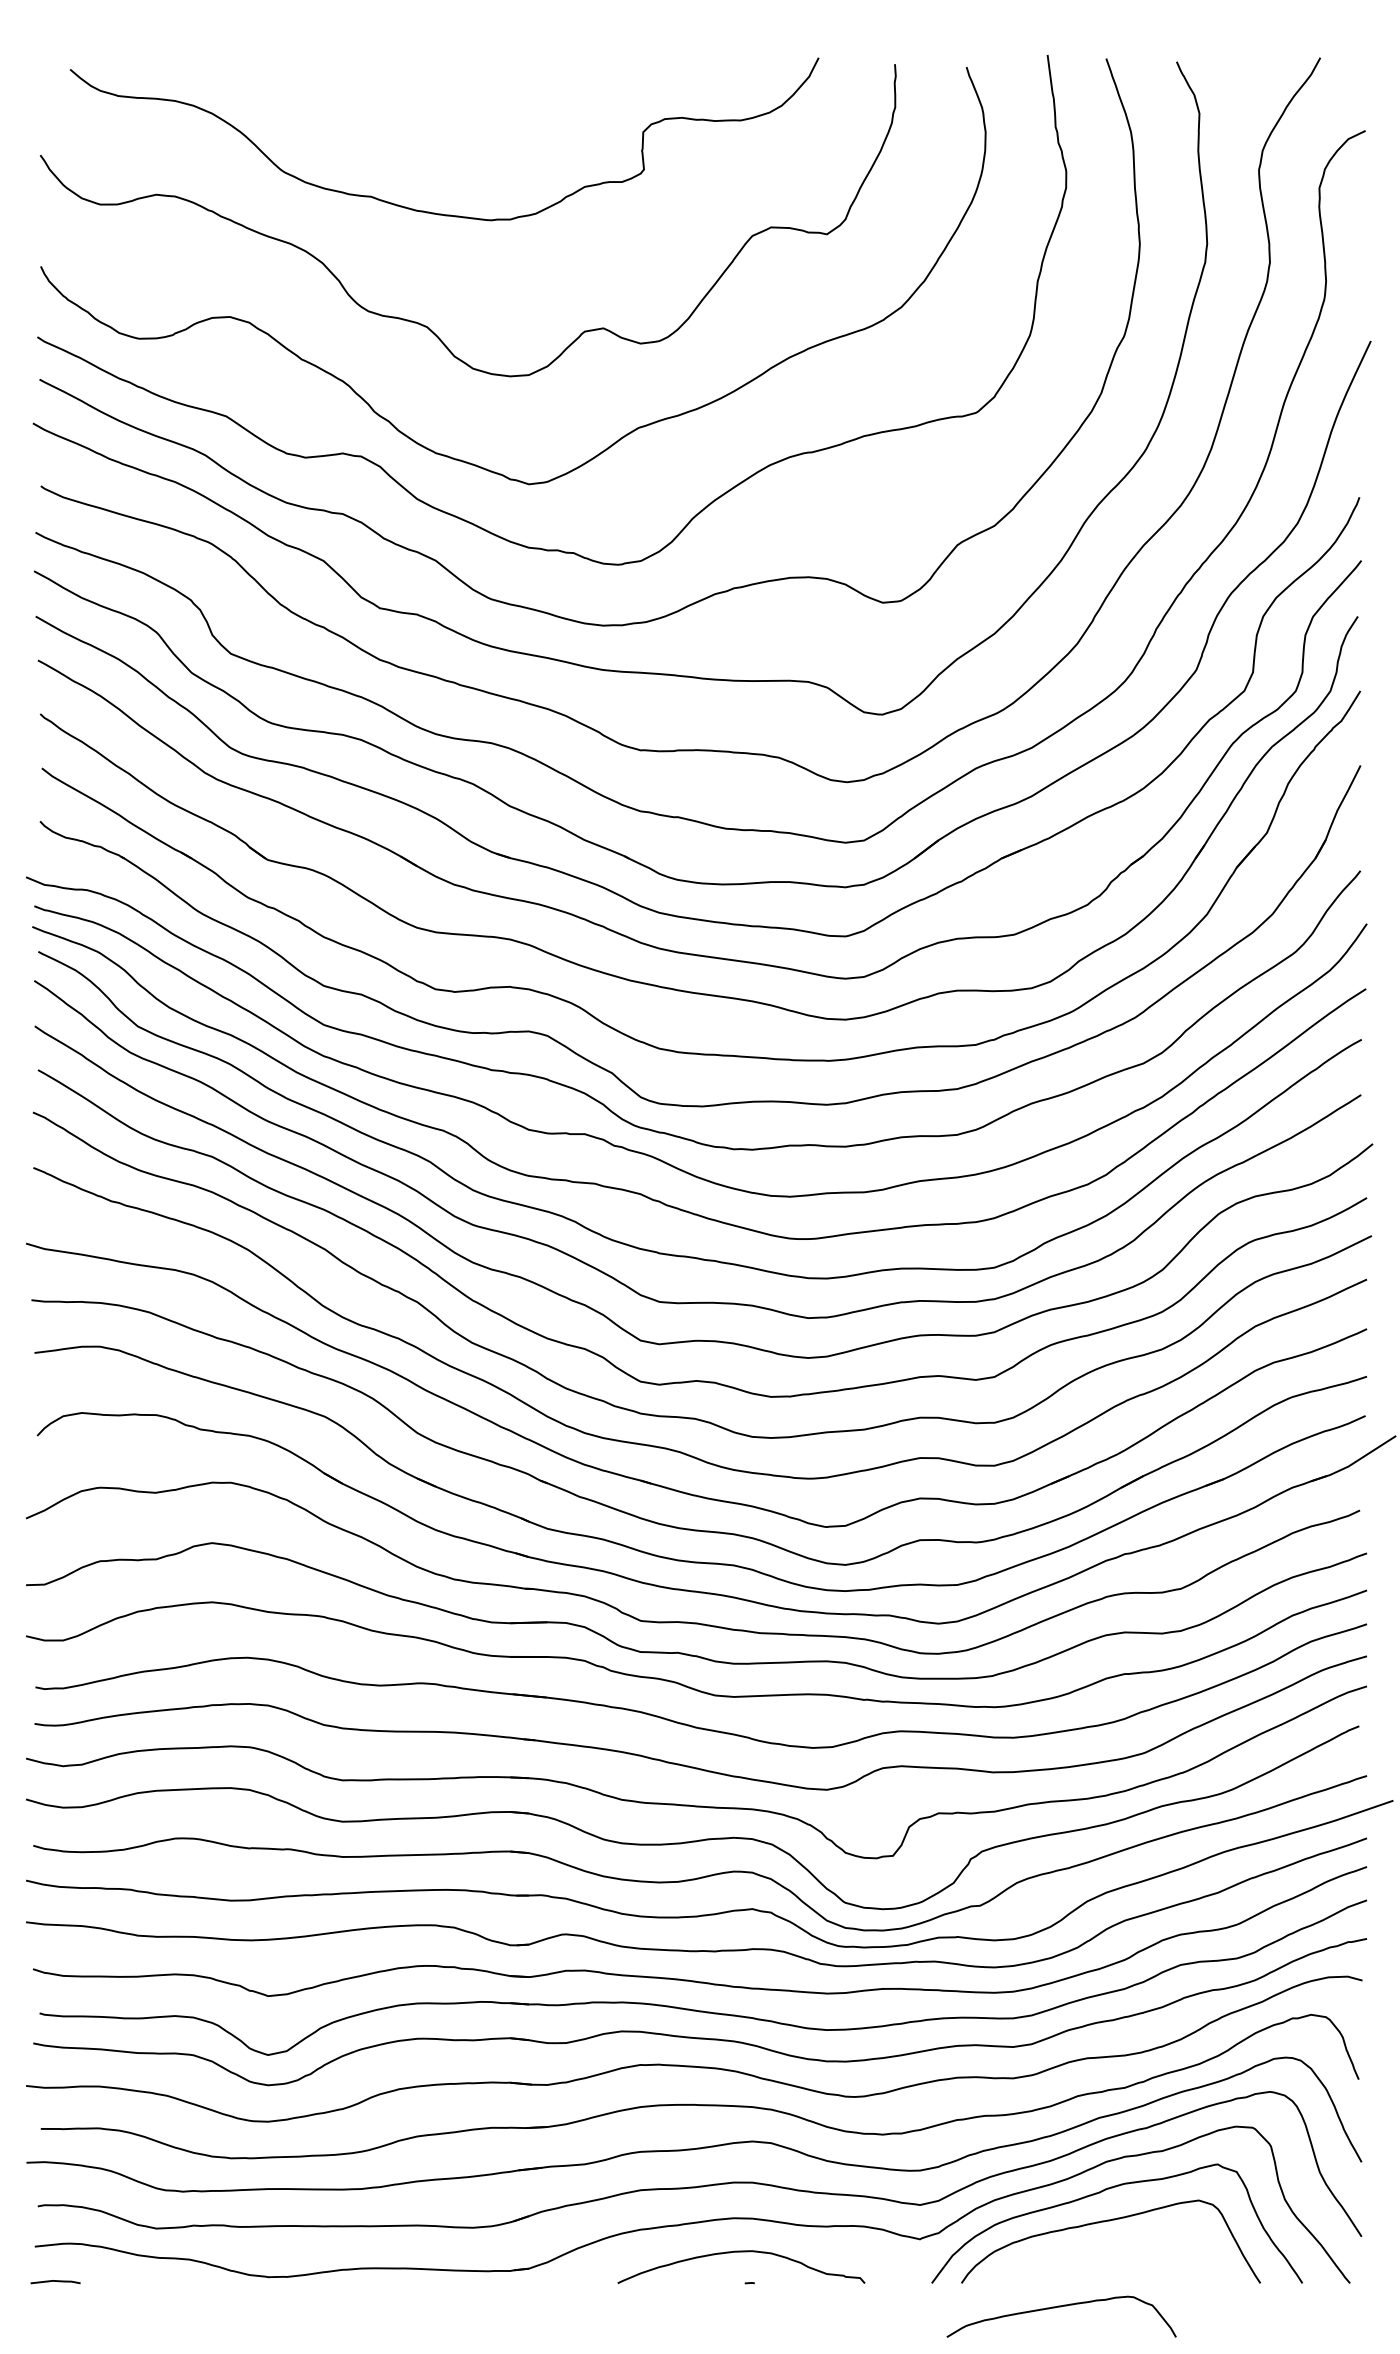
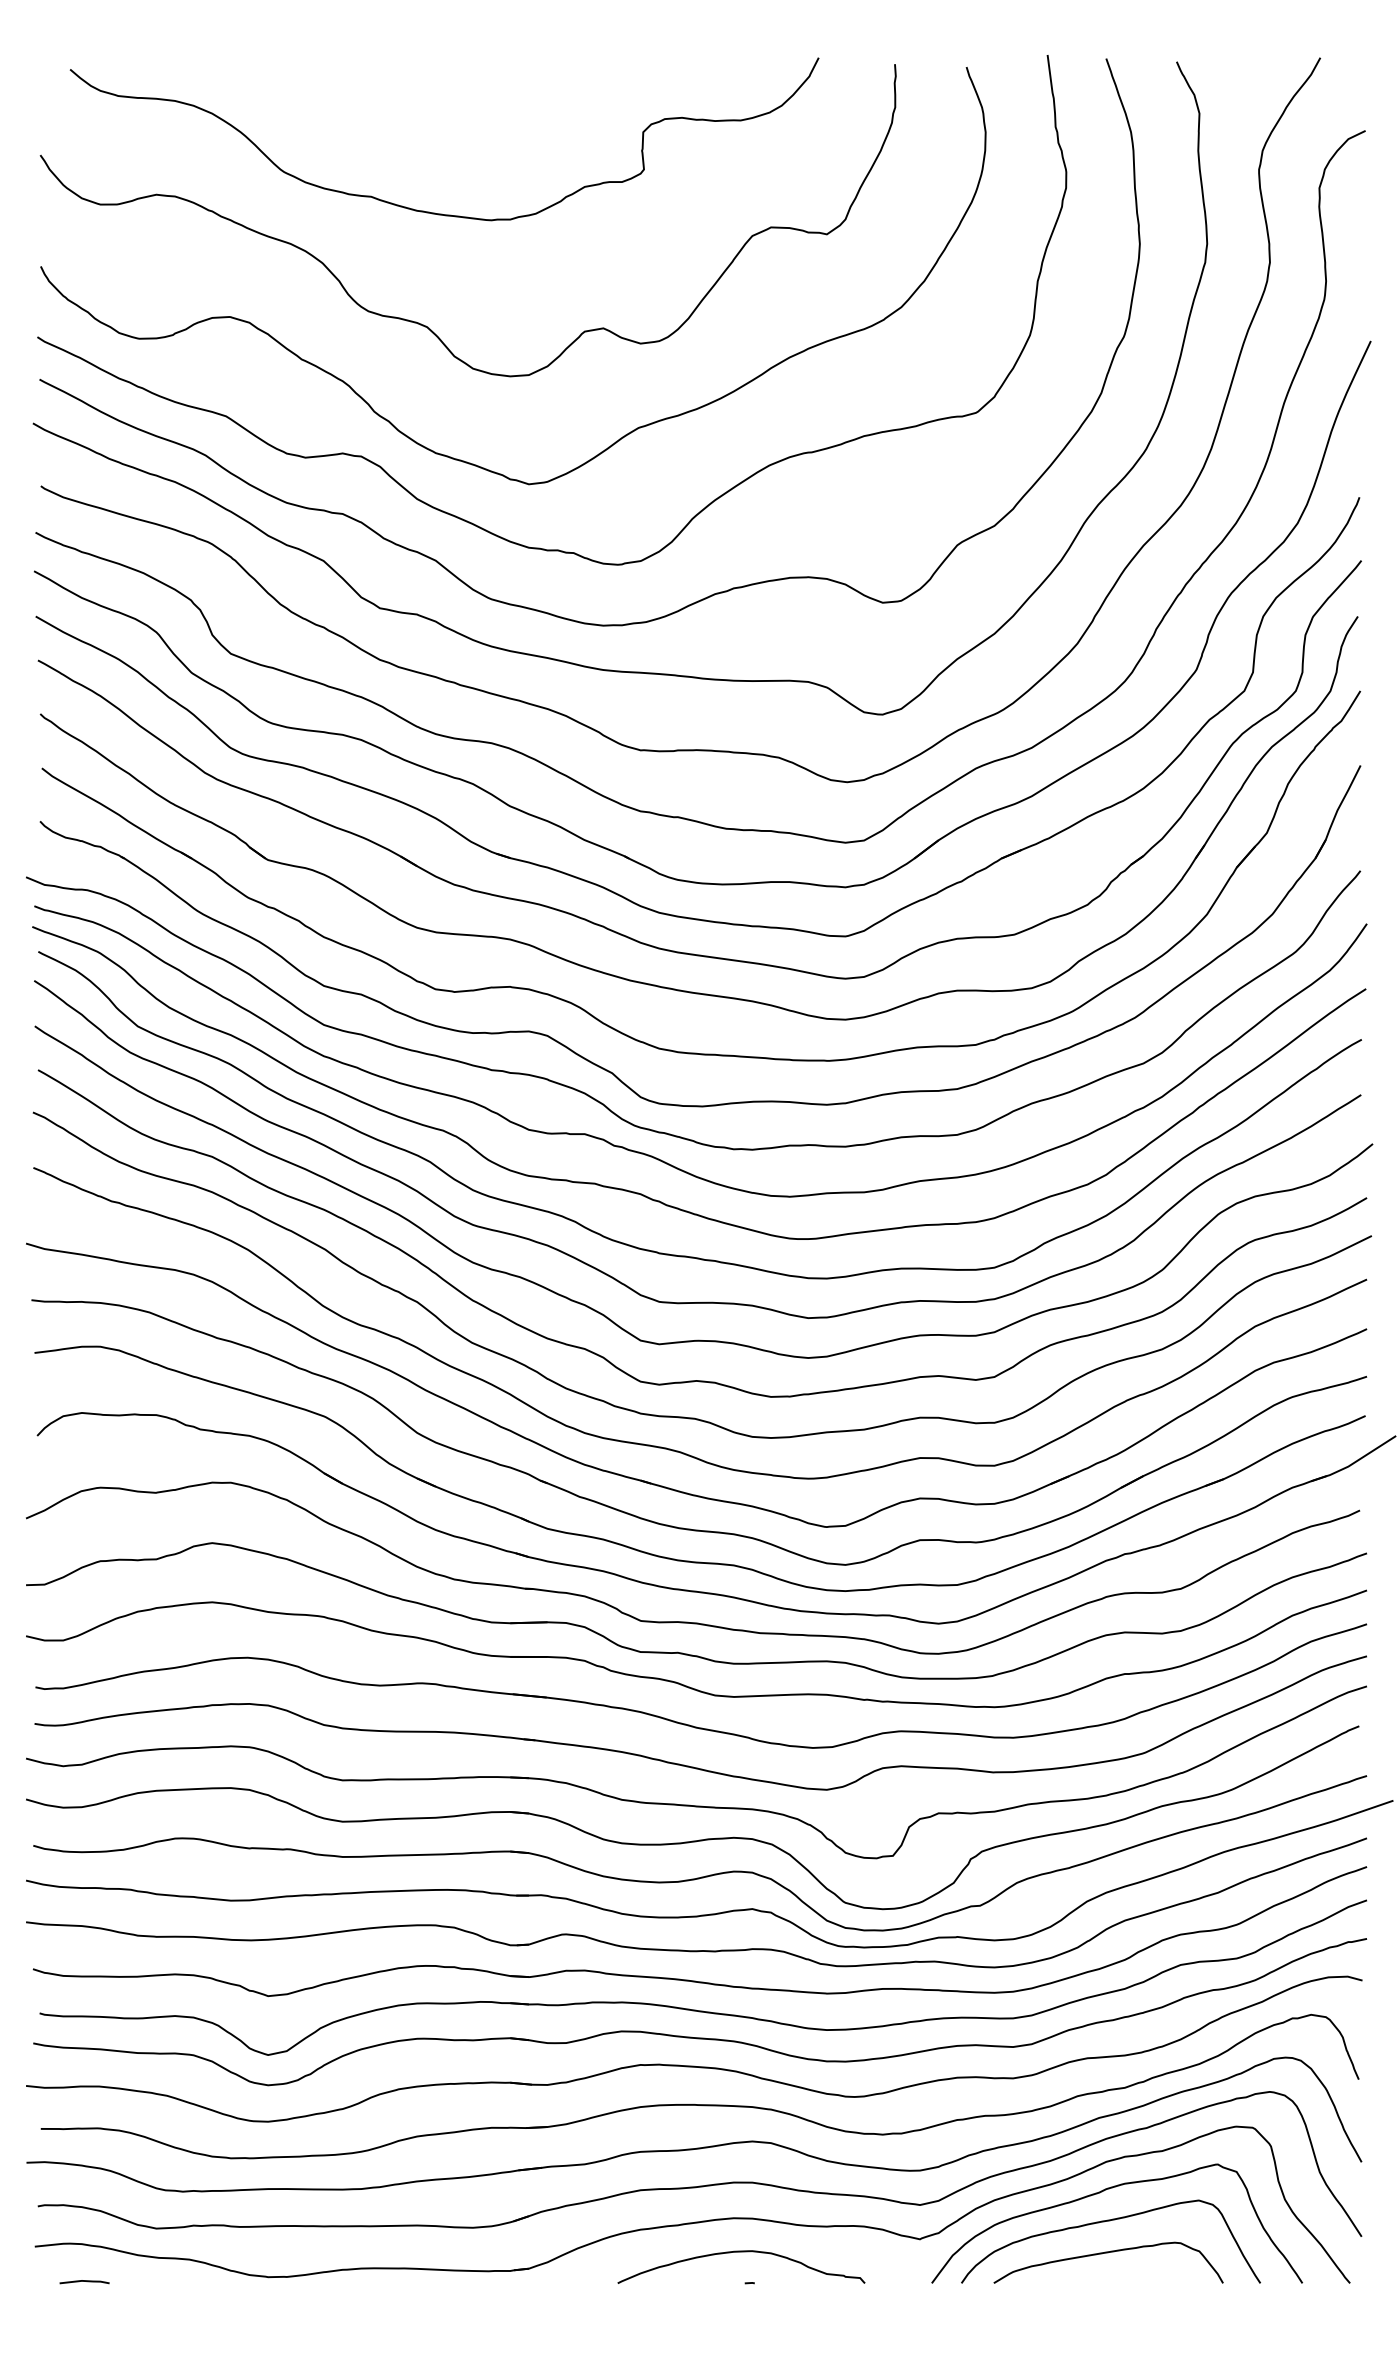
line position: (55, 2281) -> (84, 2281) (84, 2281)
curve position: (1061, 2307) -> (1108, 2253) (1108, 2253)
